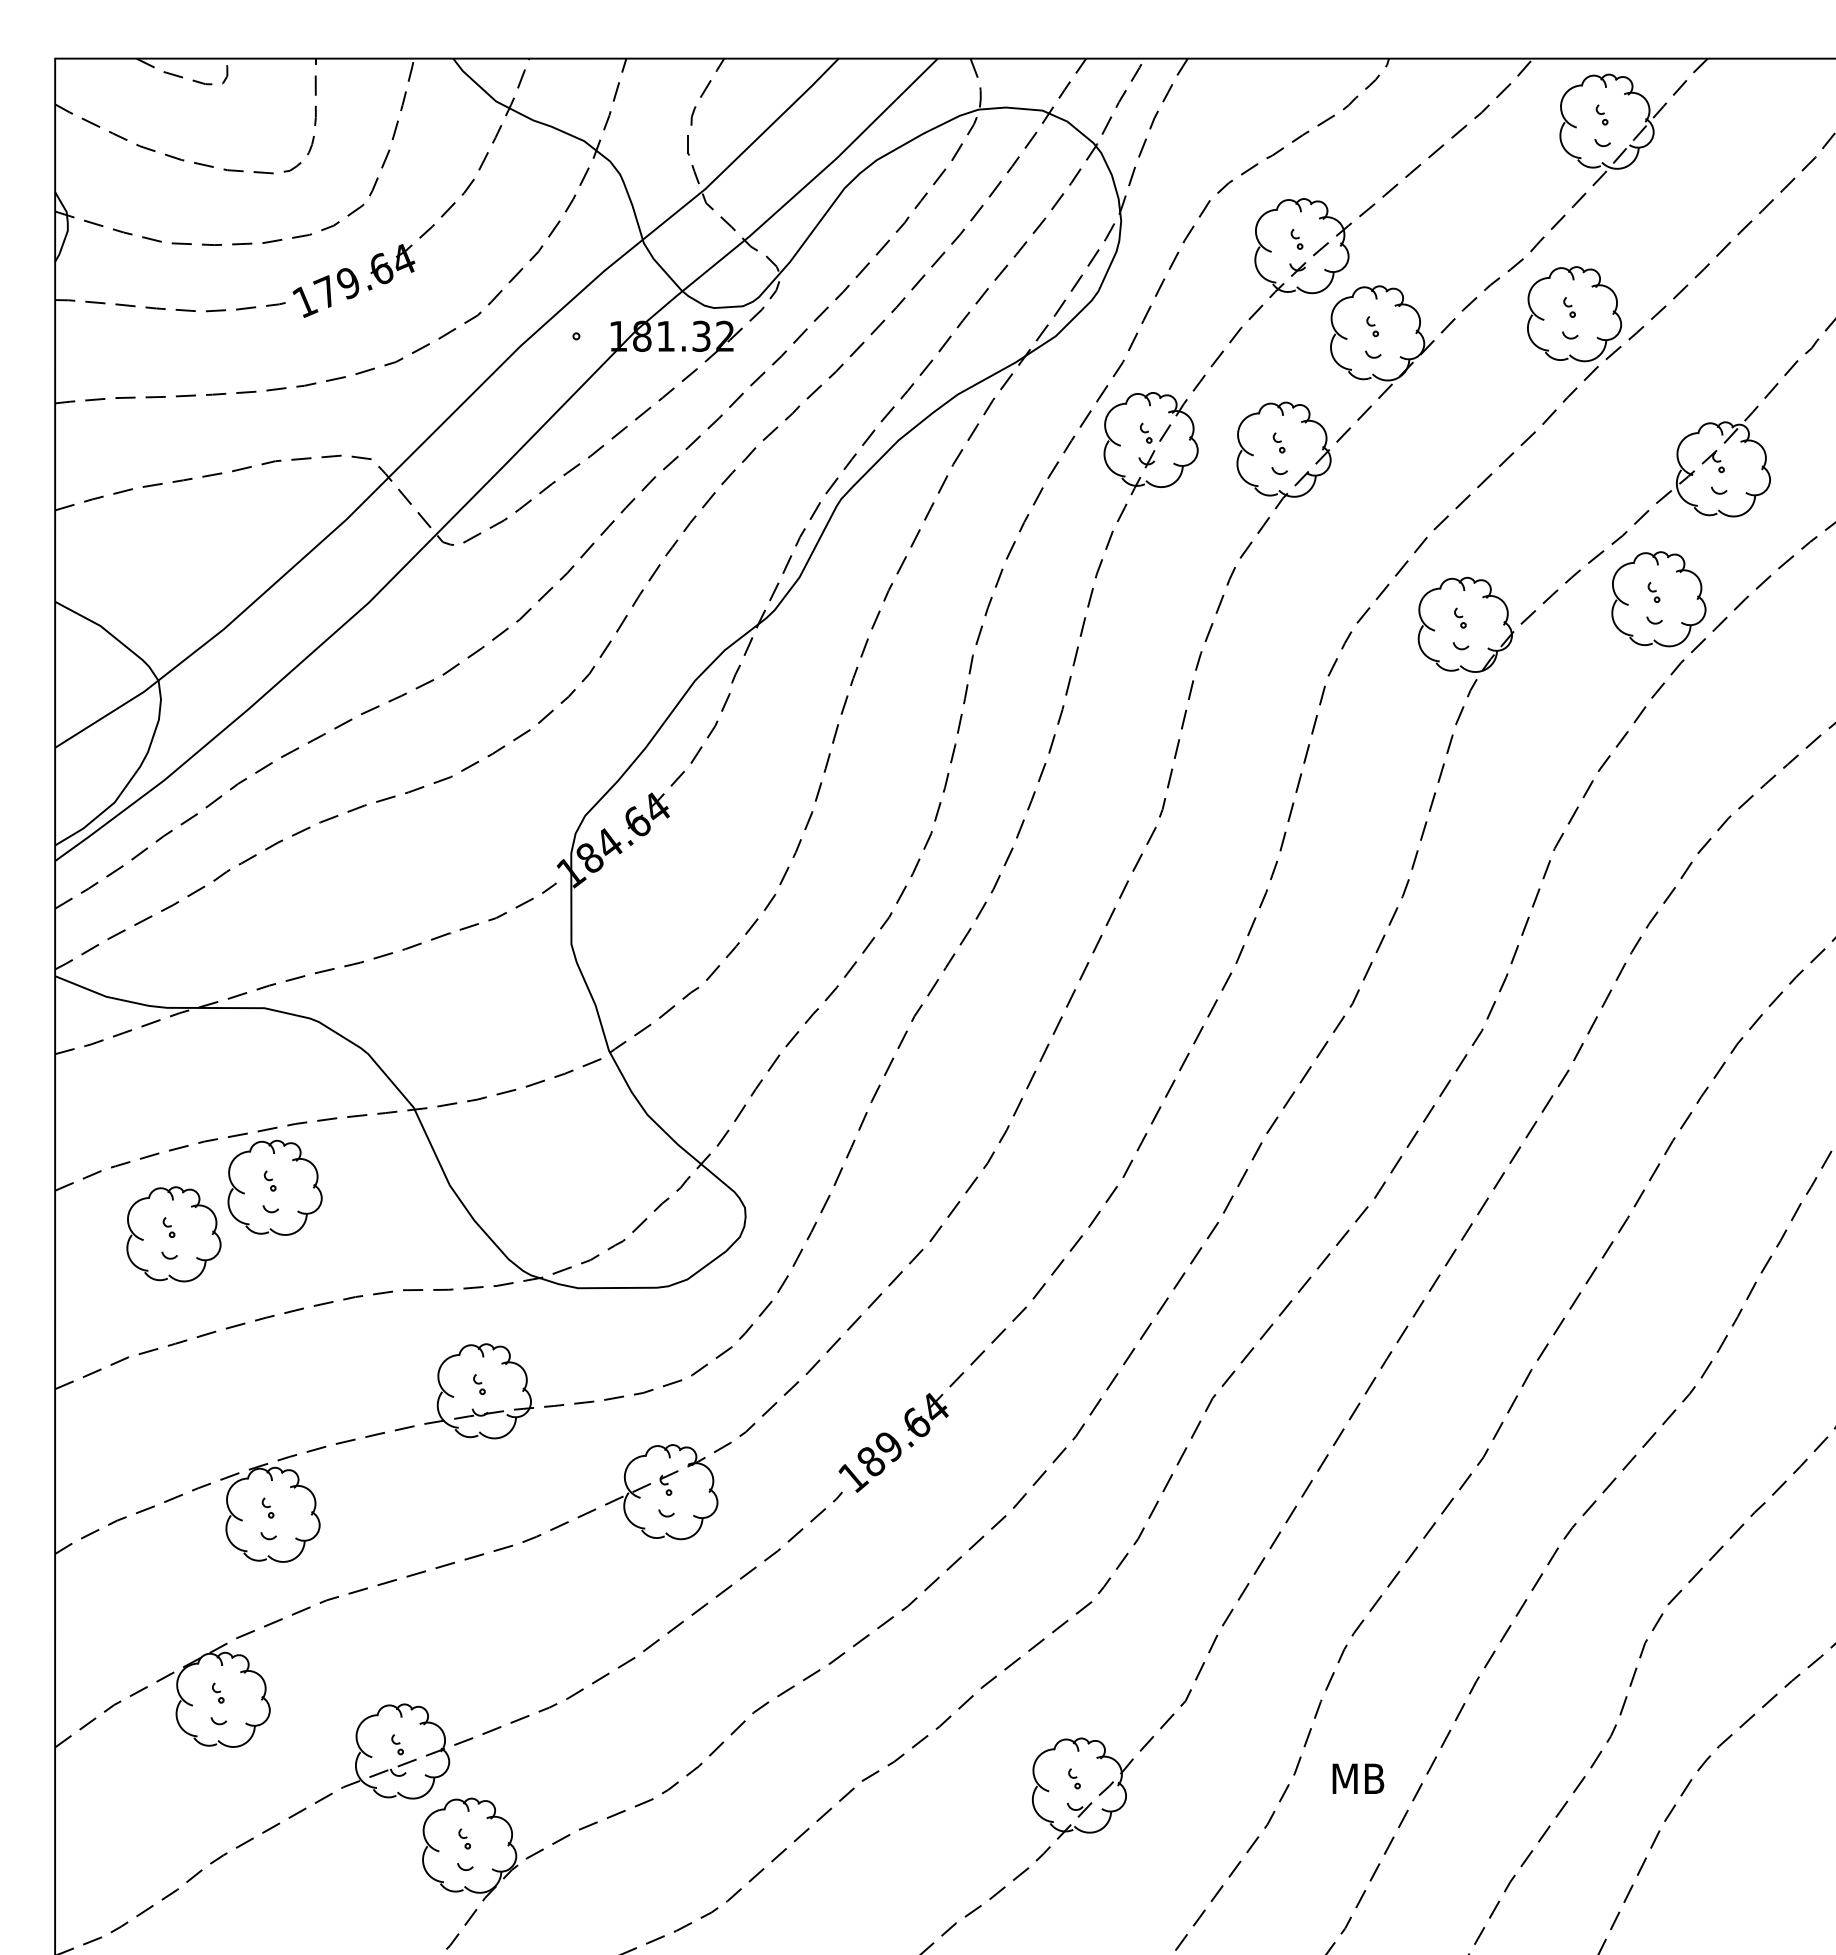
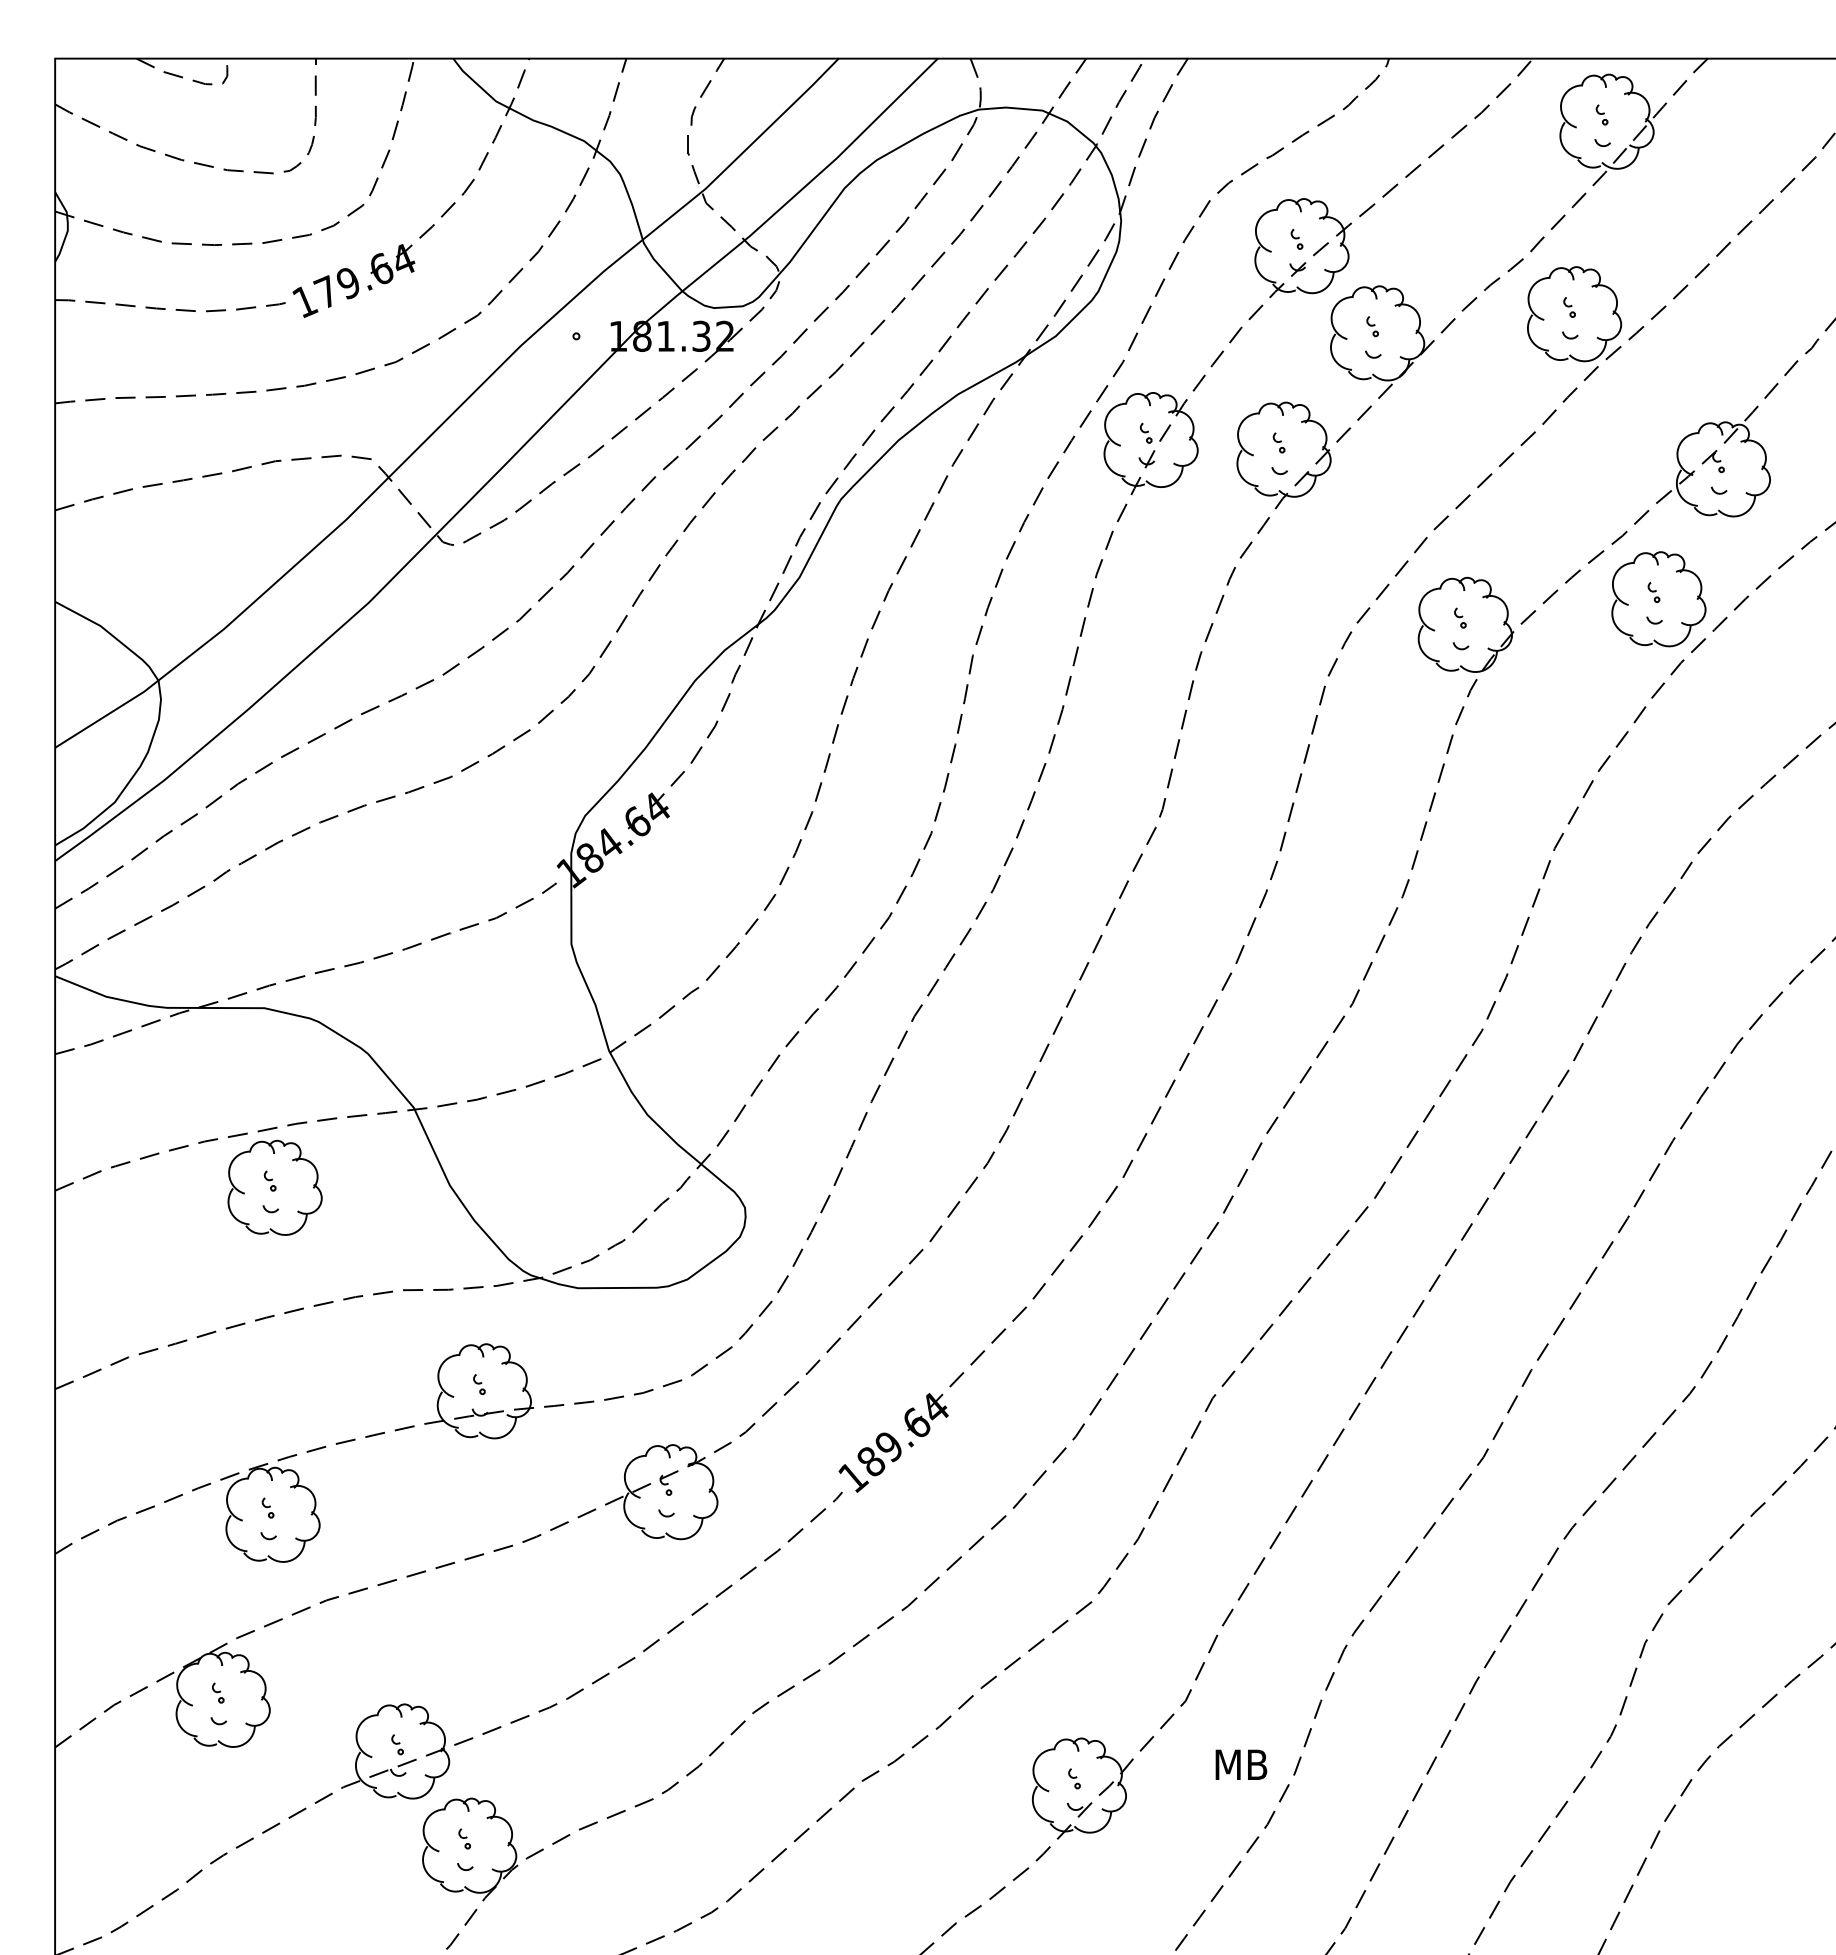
part: present -> none (173, 1234)
text position: (1358, 1778) -> (1241, 1764) (1241, 1764)
